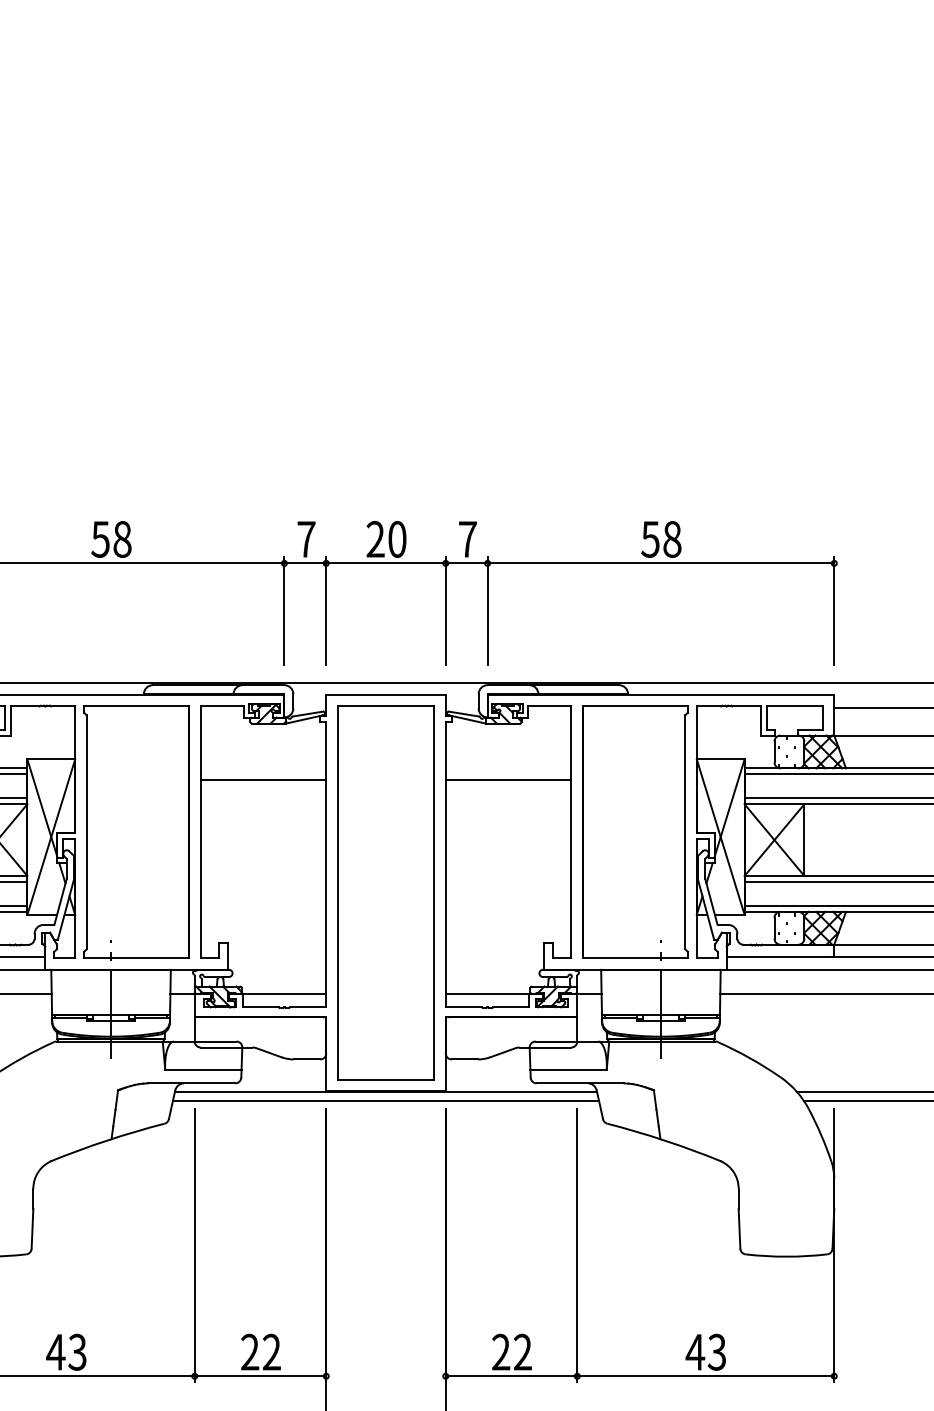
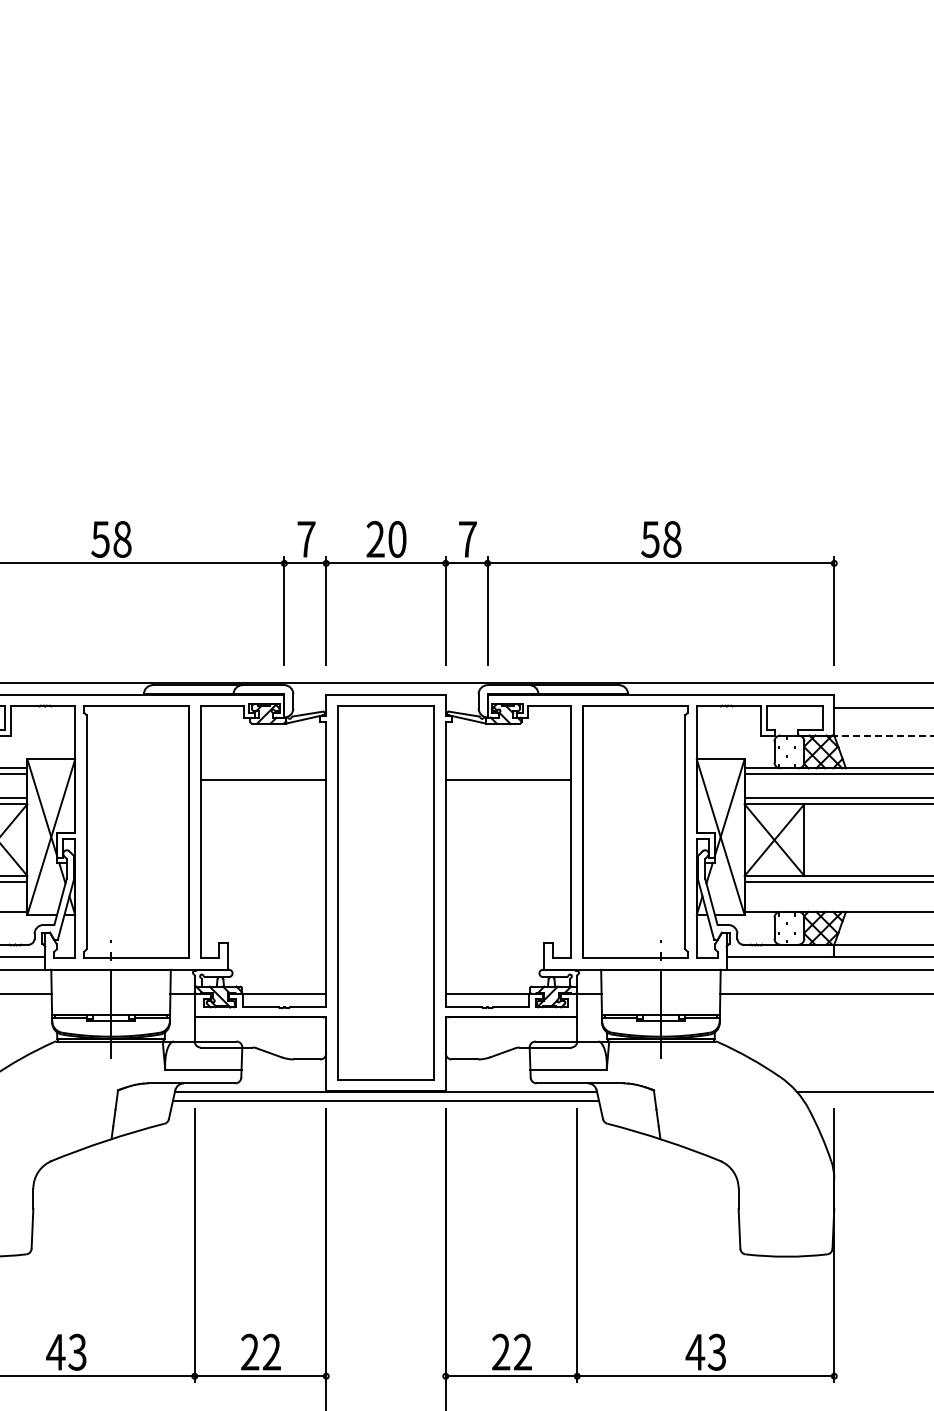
line: solid -> dashed (882, 735)
line: present -> none (14, 905)
line: present -> none (837, 905)
line: present -> none (867, 1101)
